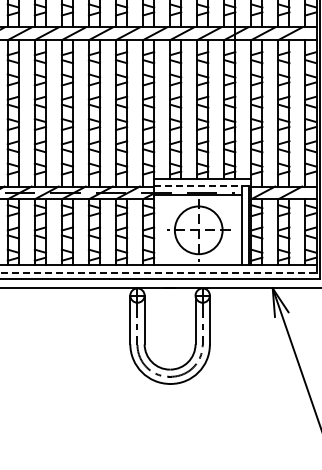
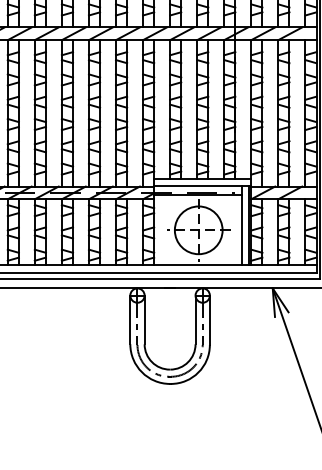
line: dashed -> solid (202, 185)
line: dashed -> solid (158, 272)
